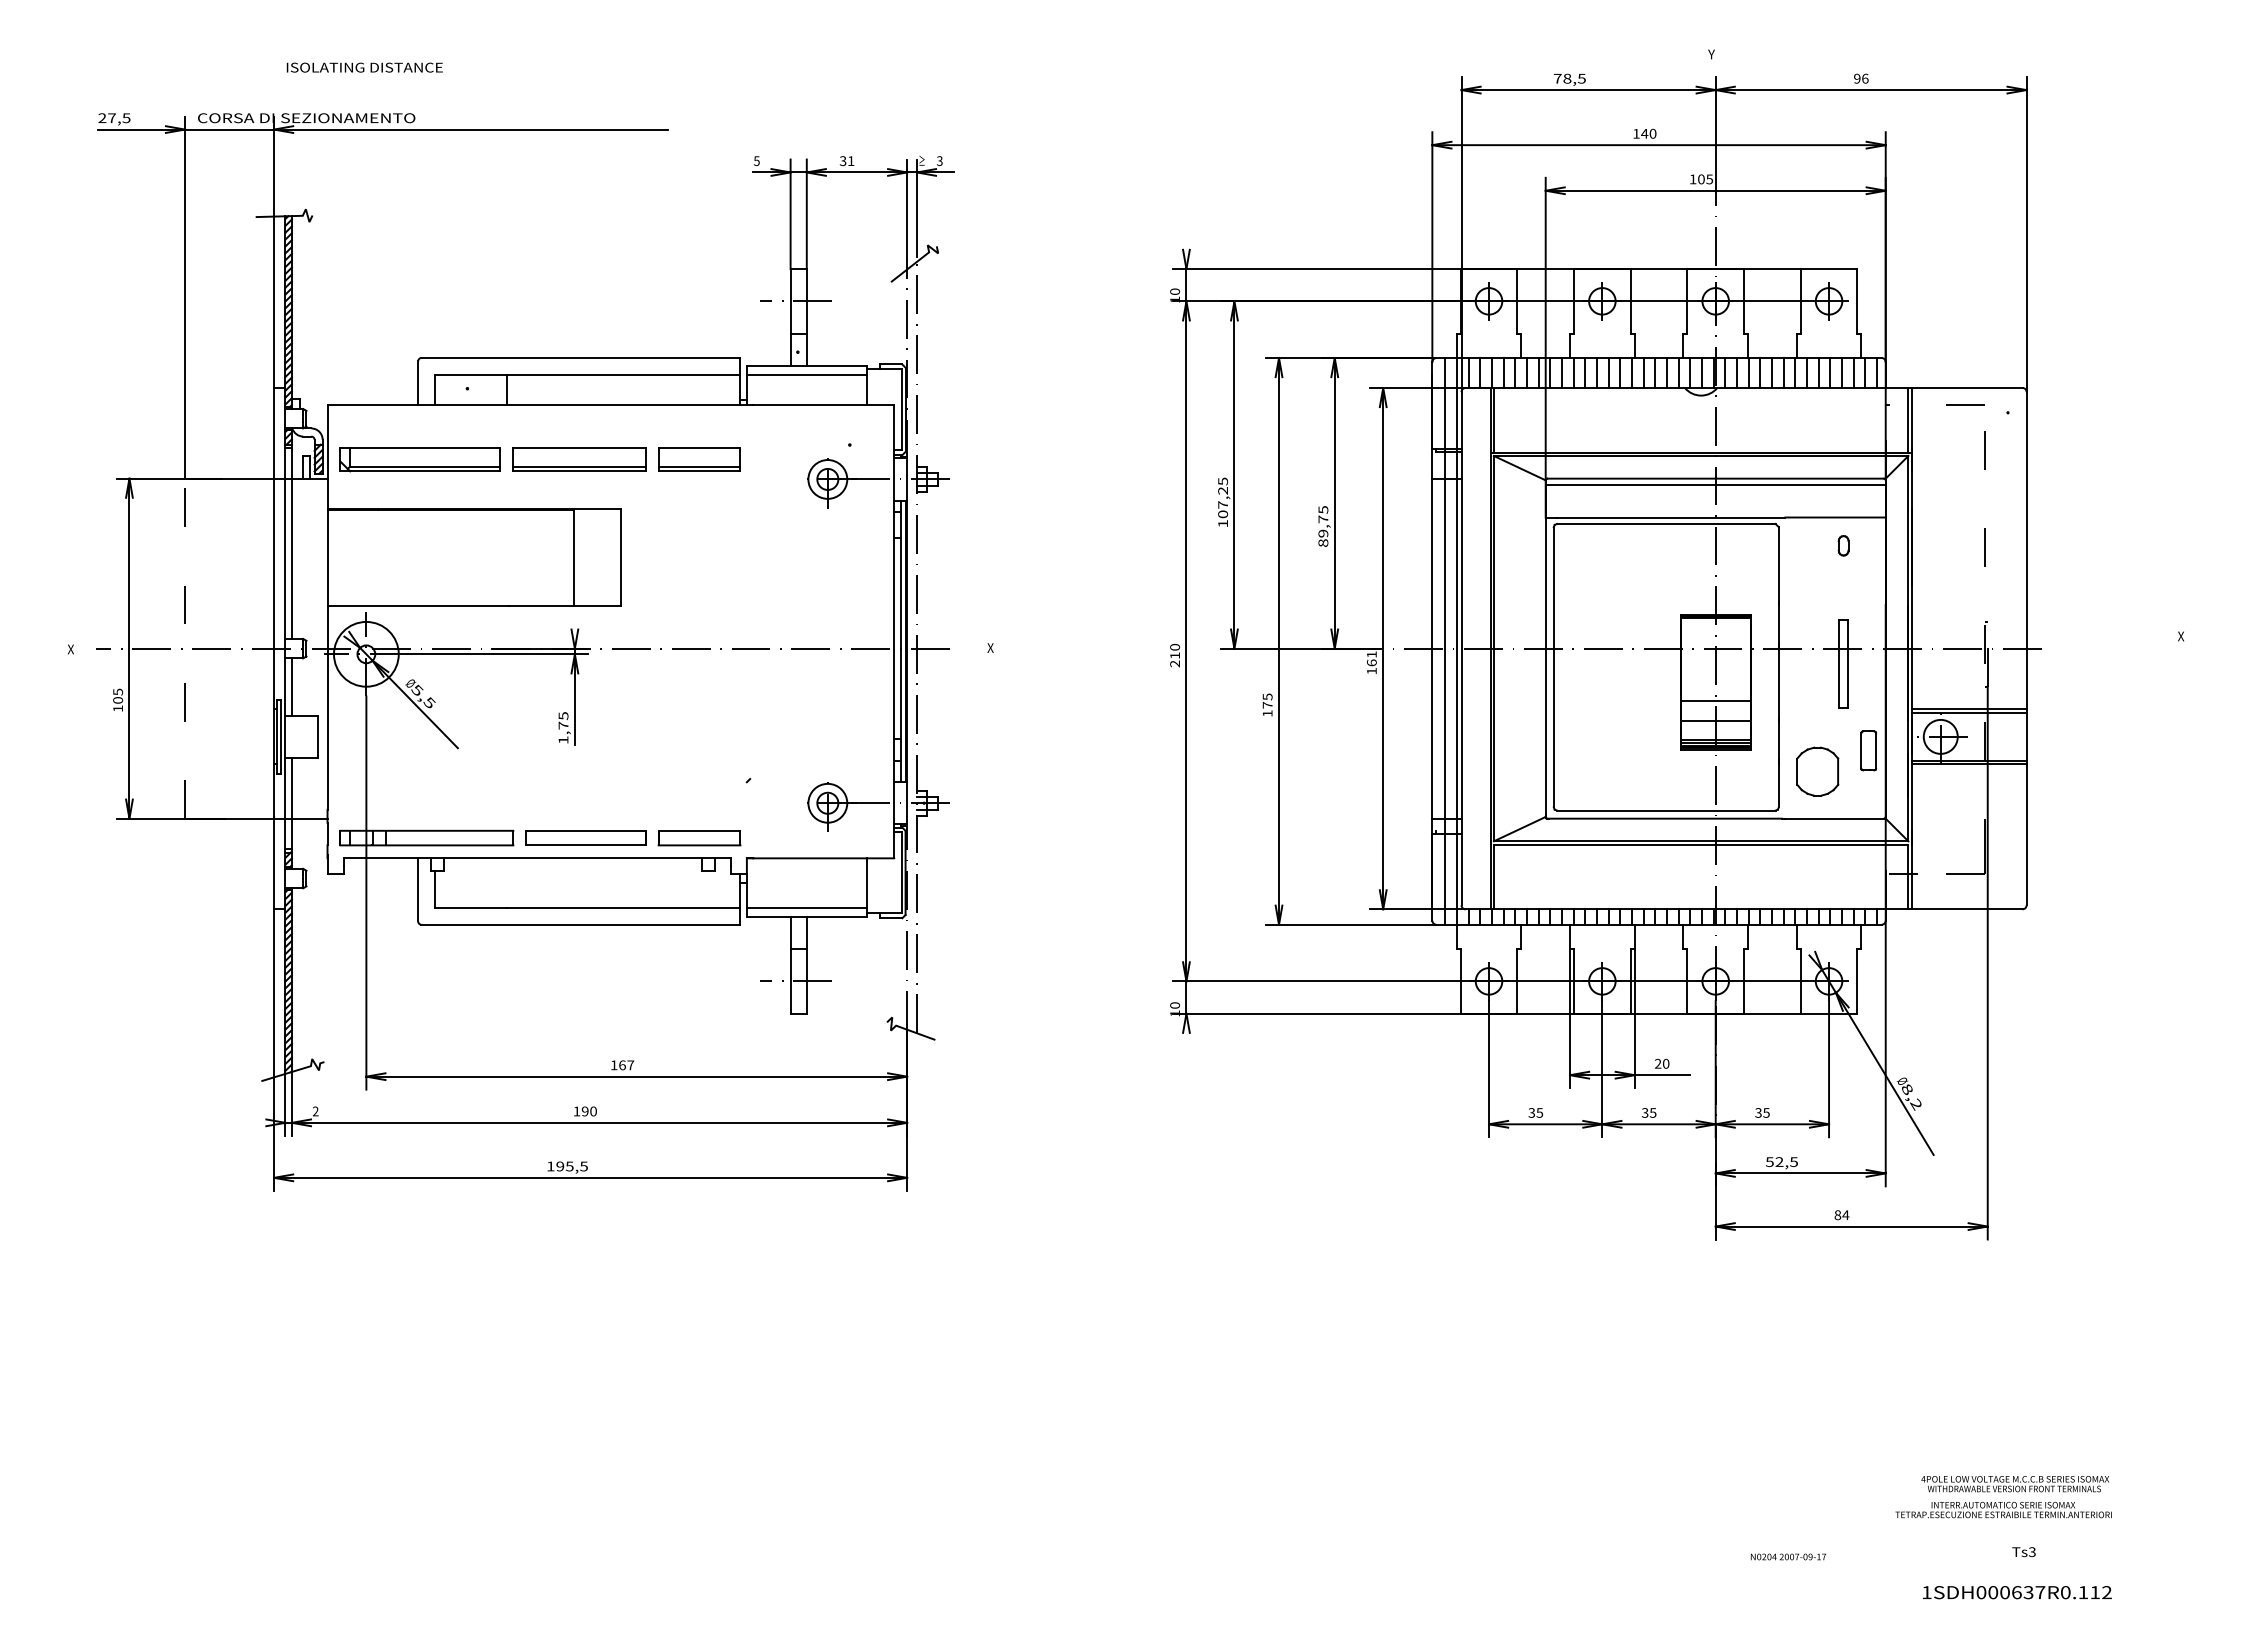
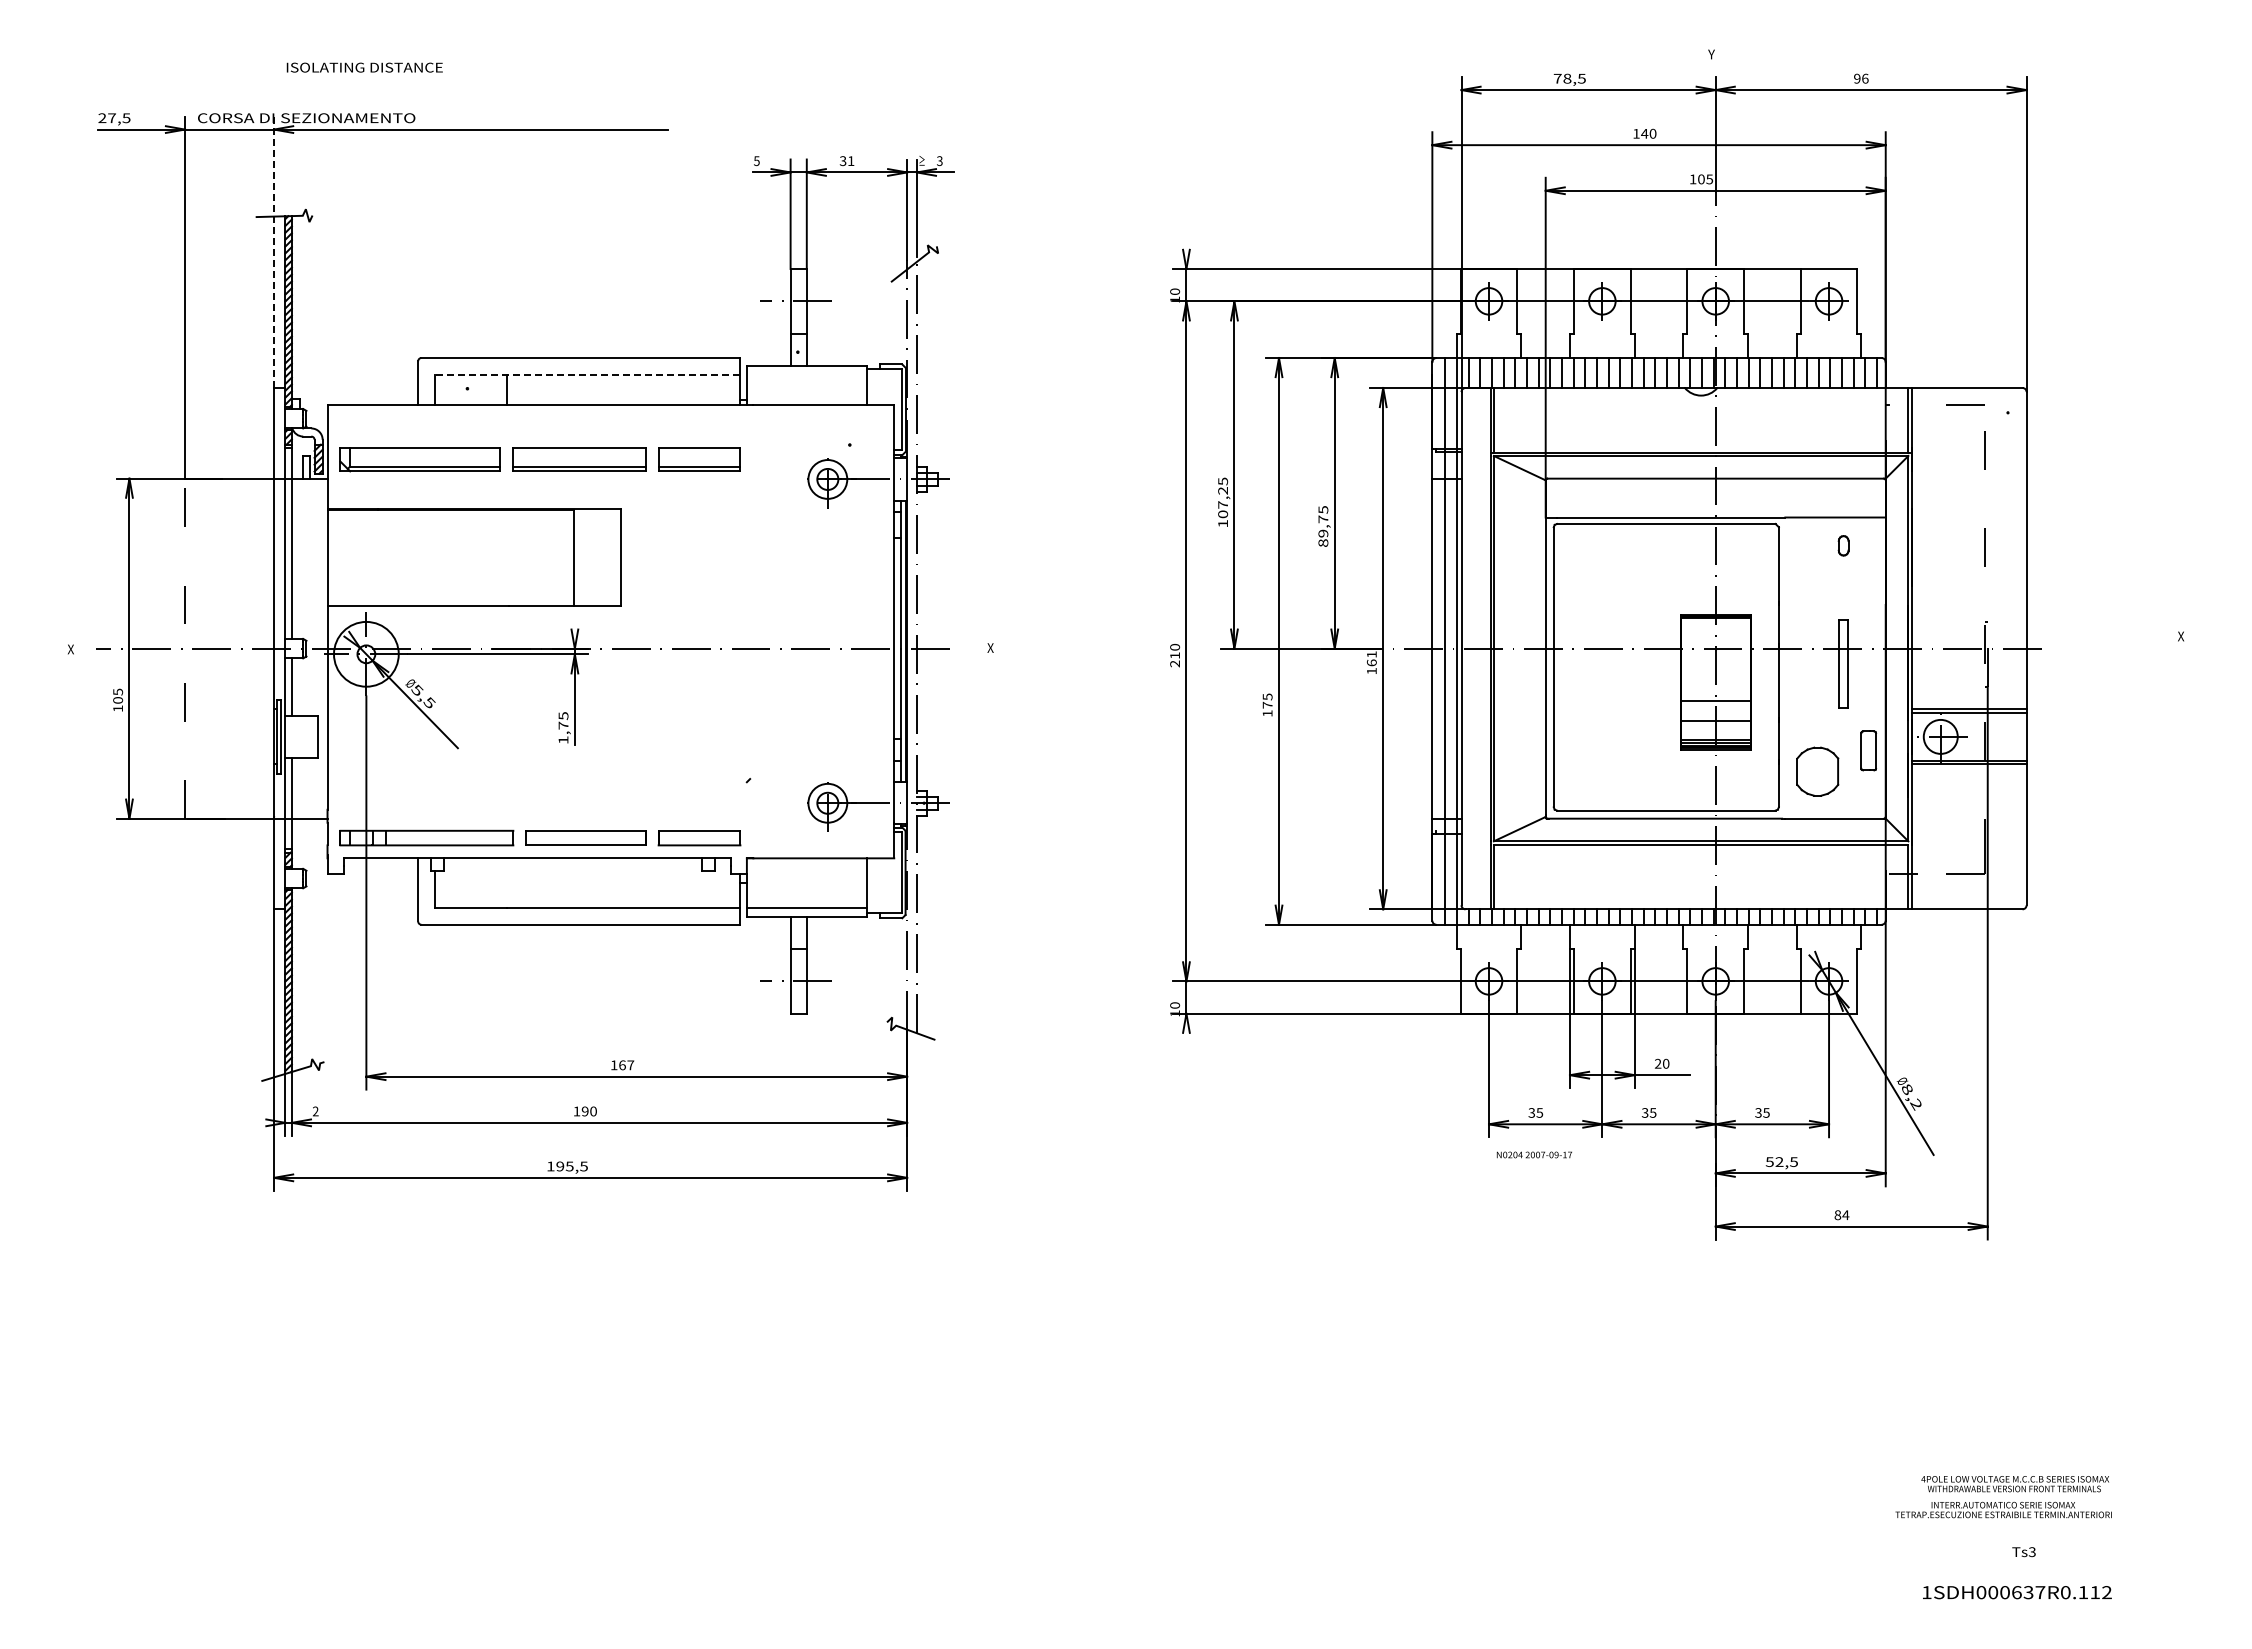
line: solid -> dashed (274, 252)
line: solid -> dashed (587, 375)
line: present -> none (806, 375)
line: present -> none (1715, 485)
text position: (1787, 1556) -> (1533, 1154) (1533, 1154)
